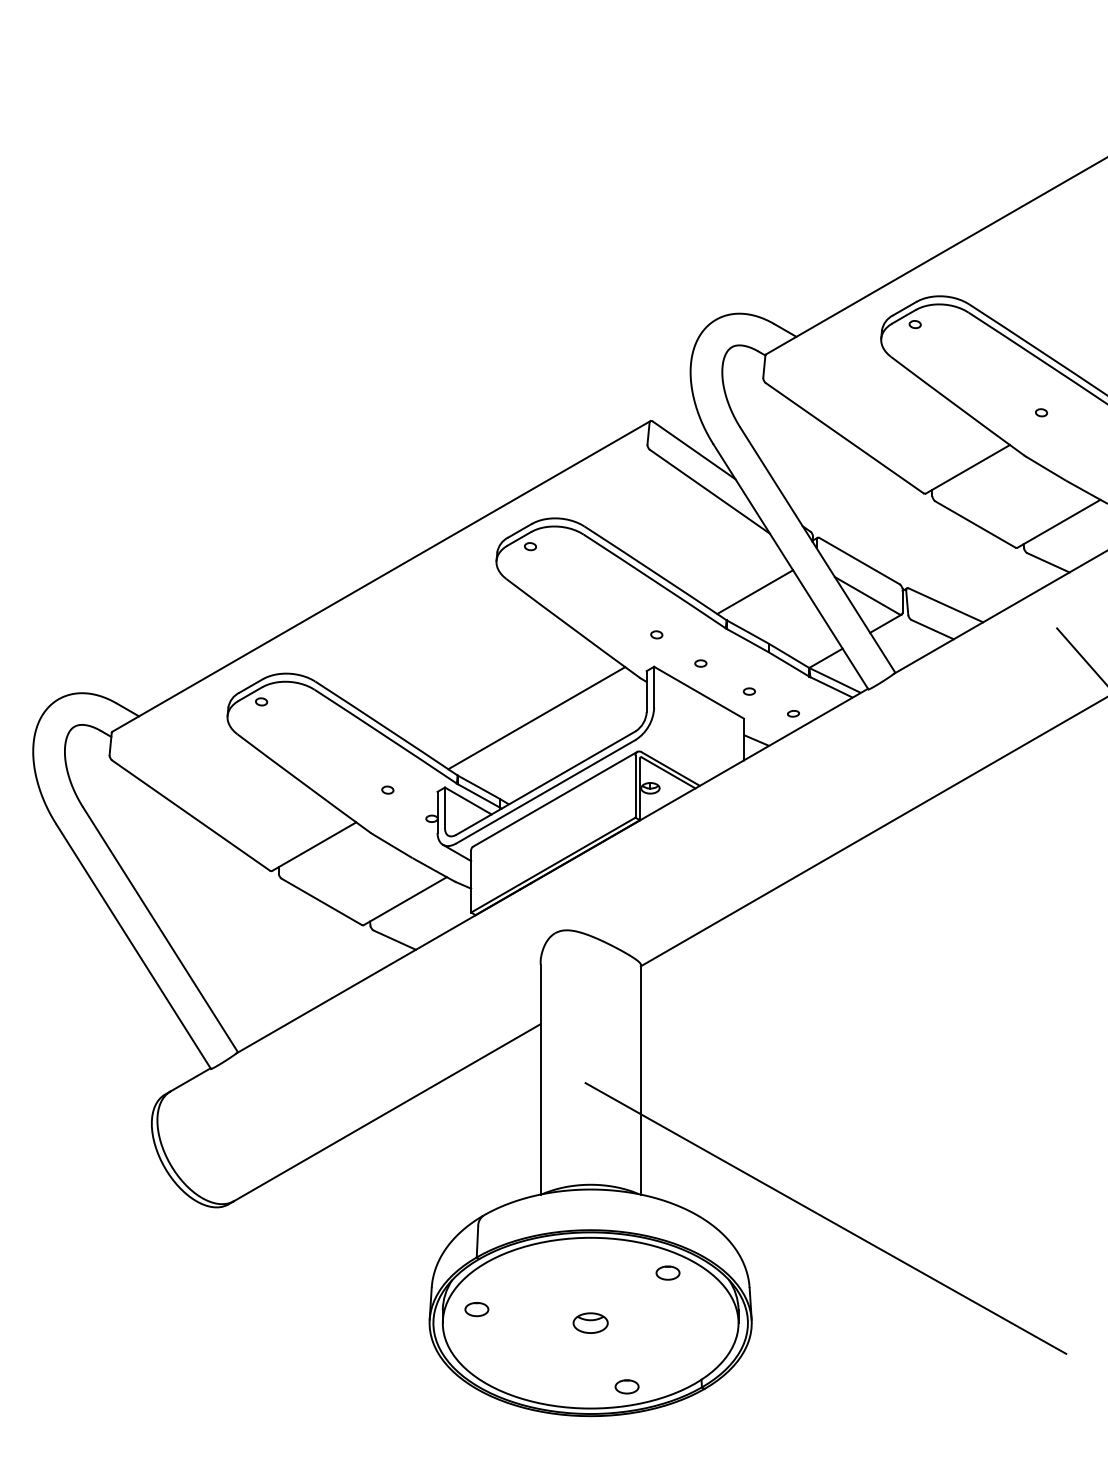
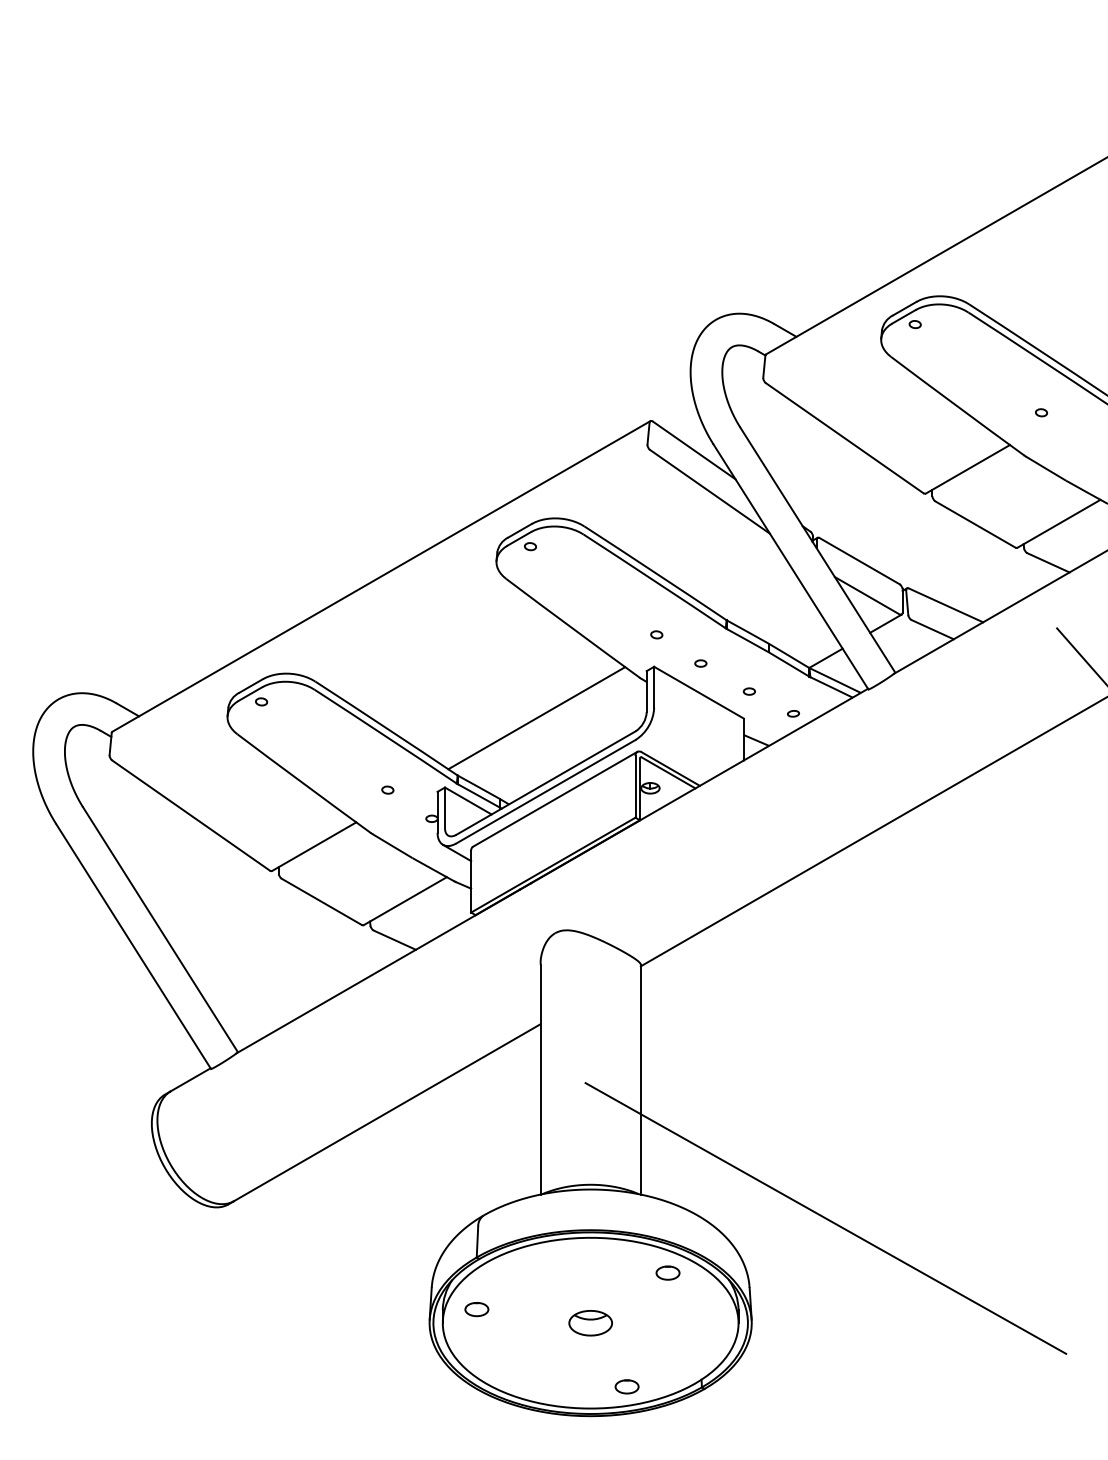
line: present -> none (755, 592)
part size: 37x22 px -> 45x27 px (590, 1323)
